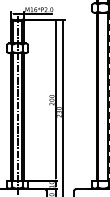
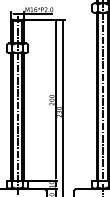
line: dashed -> solid (109, 96)
line: none -> present (103, 97)
